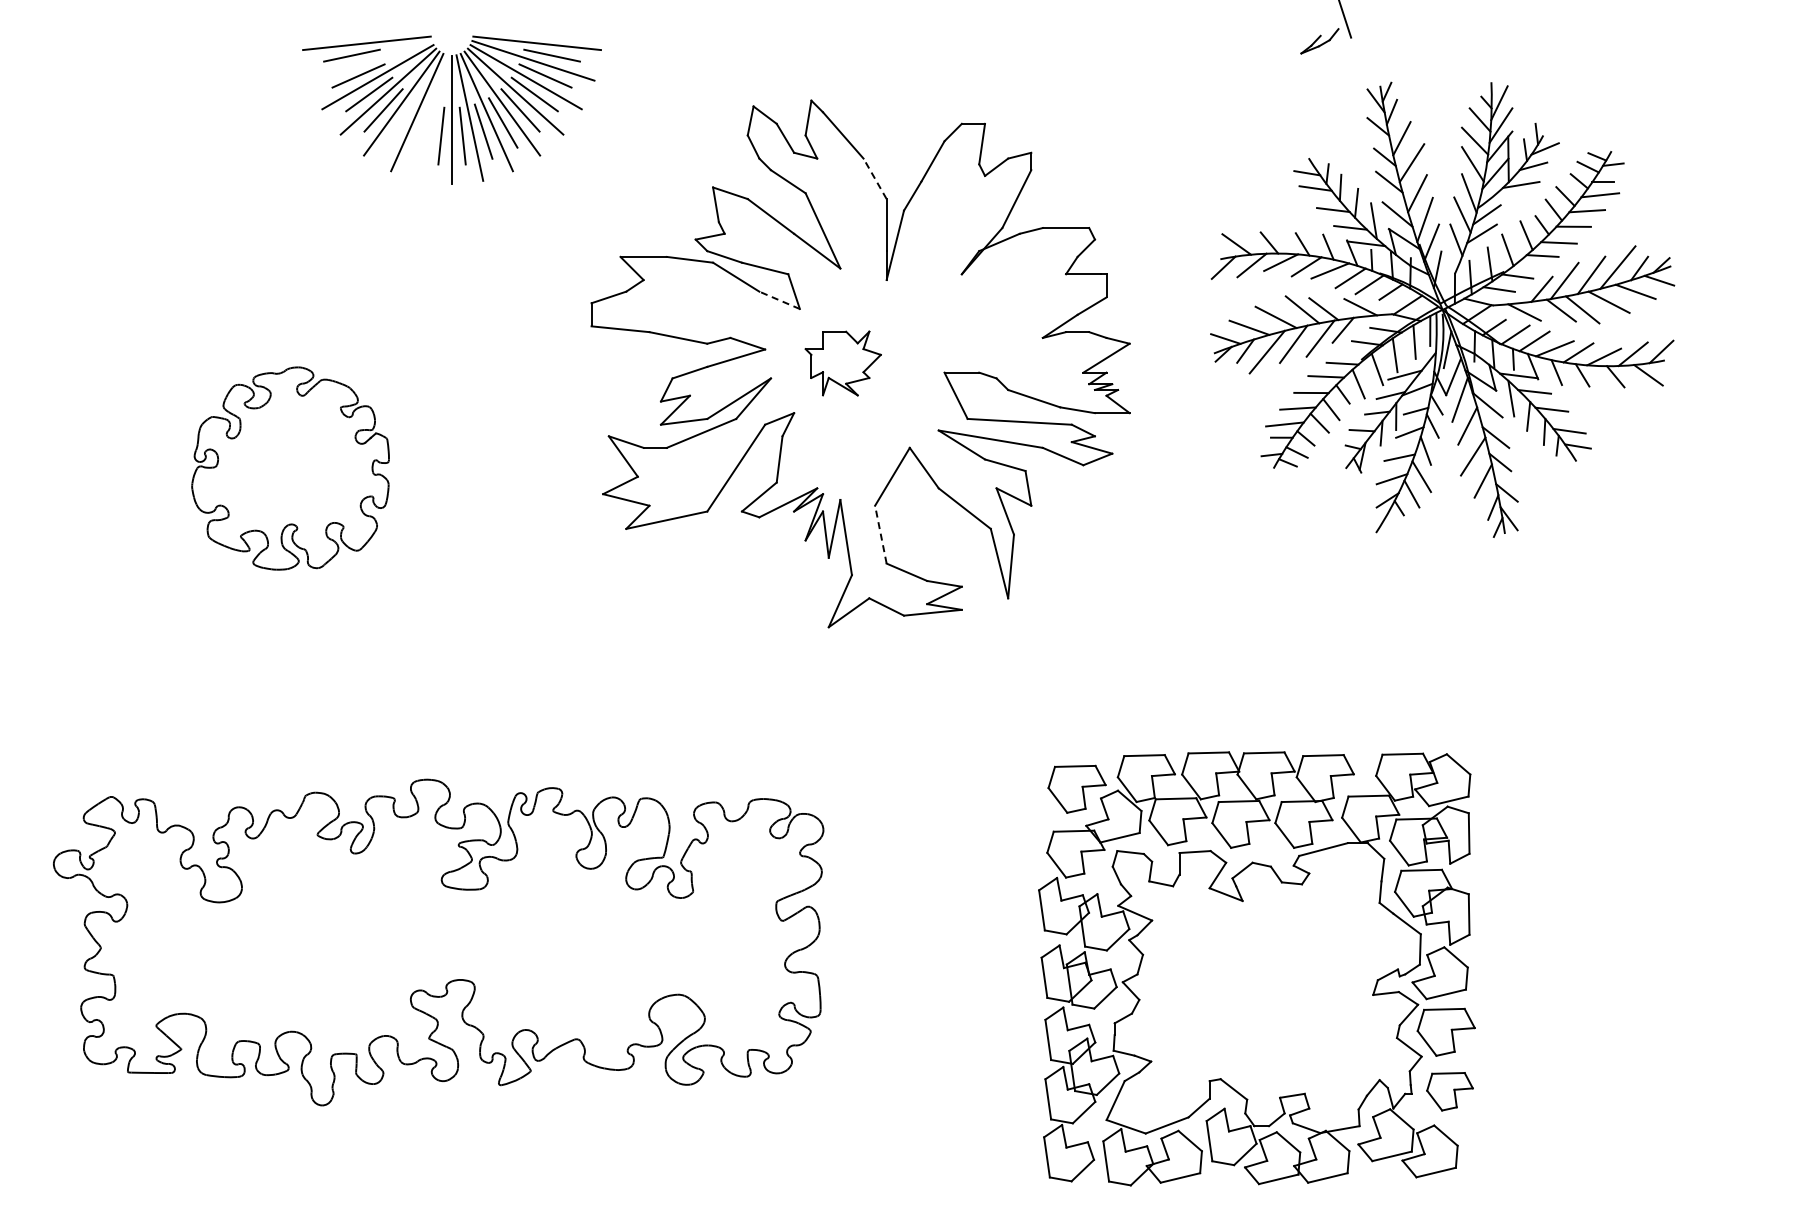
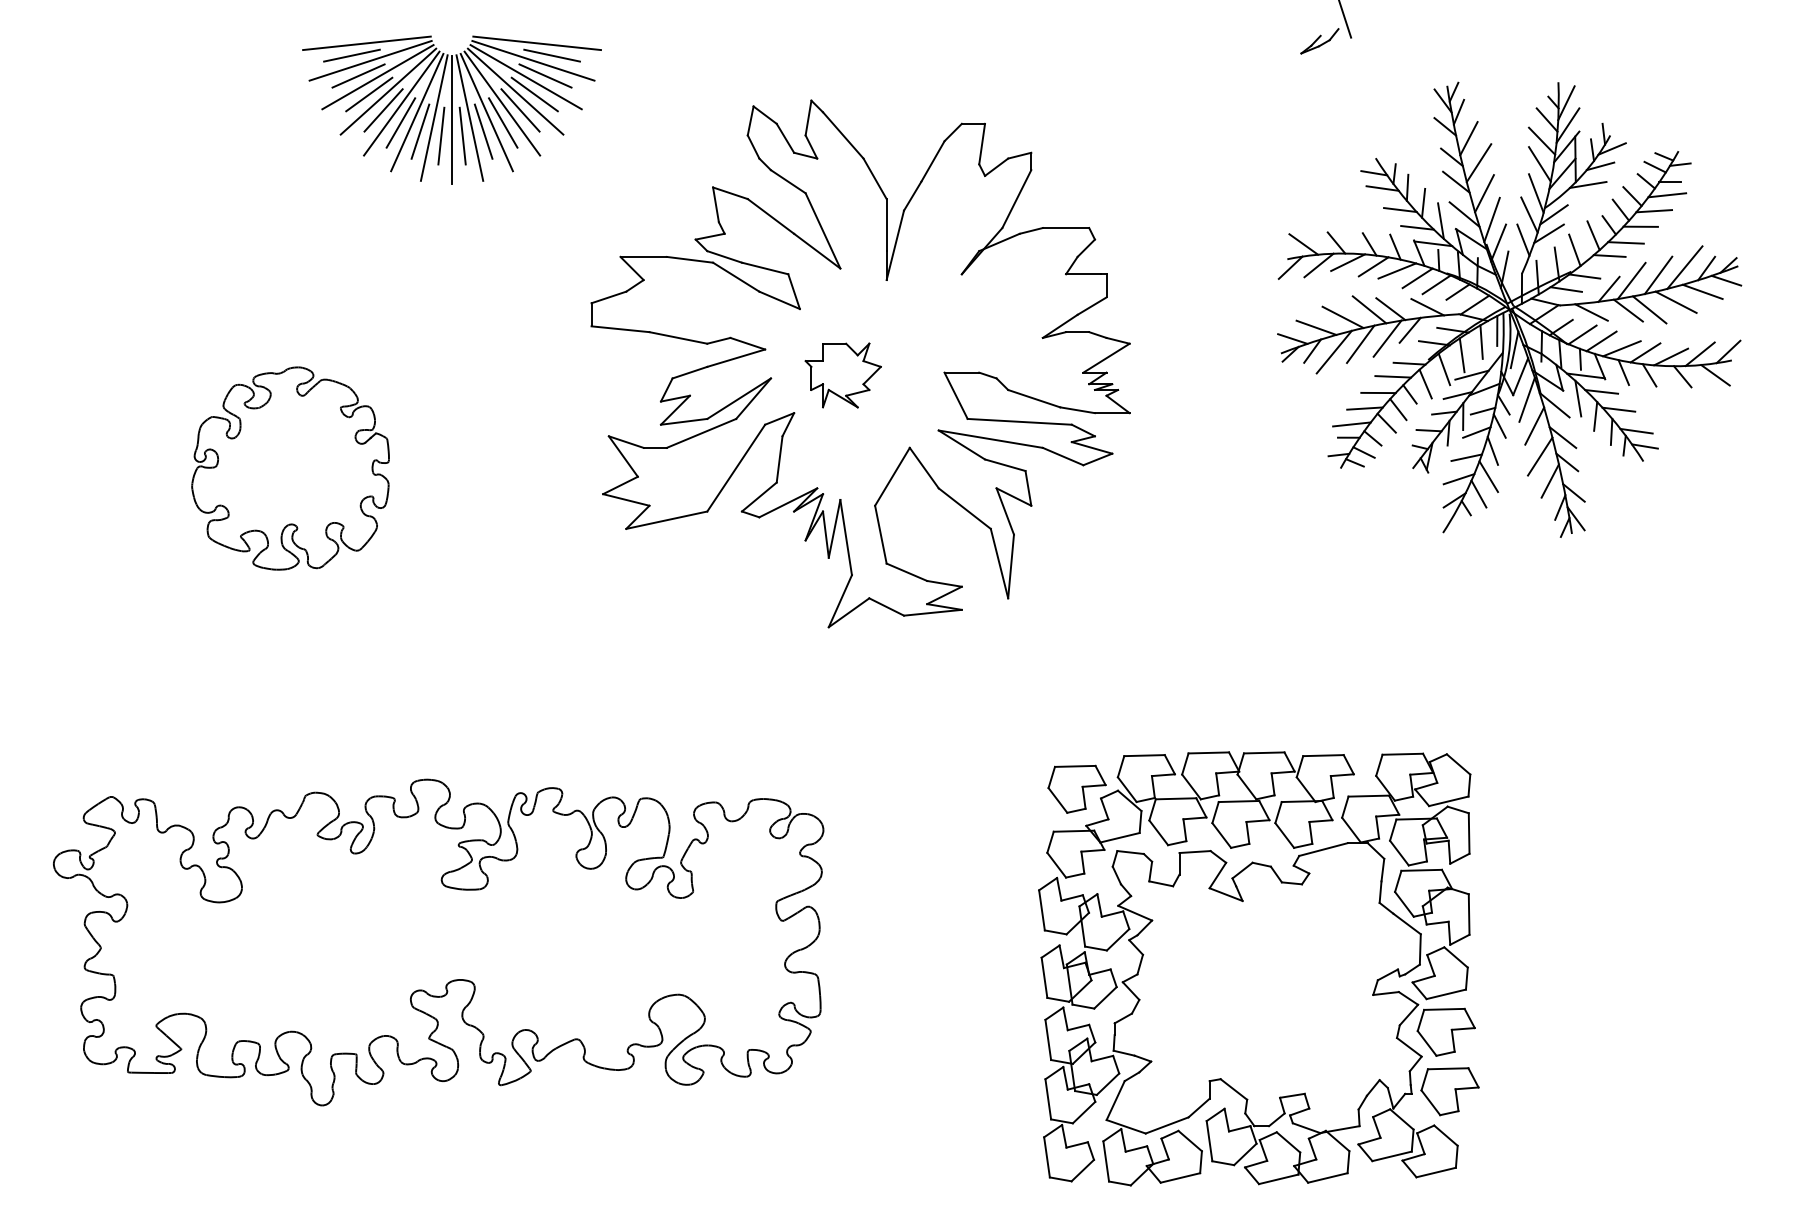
line: none -> present (370, 60)
line: none -> present (433, 117)
line: none -> present (400, 122)
line: none -> present (420, 131)
line: dashed -> solid (874, 178)
line: dashed -> solid (779, 300)
part position: (1442, 309) -> (1509, 309) (1509, 309)
part position: (842, 363) -> (842, 375) (842, 375)
line: dashed -> solid (880, 534)
part size: 48x40 px -> 60x50 px (1449, 1091)
